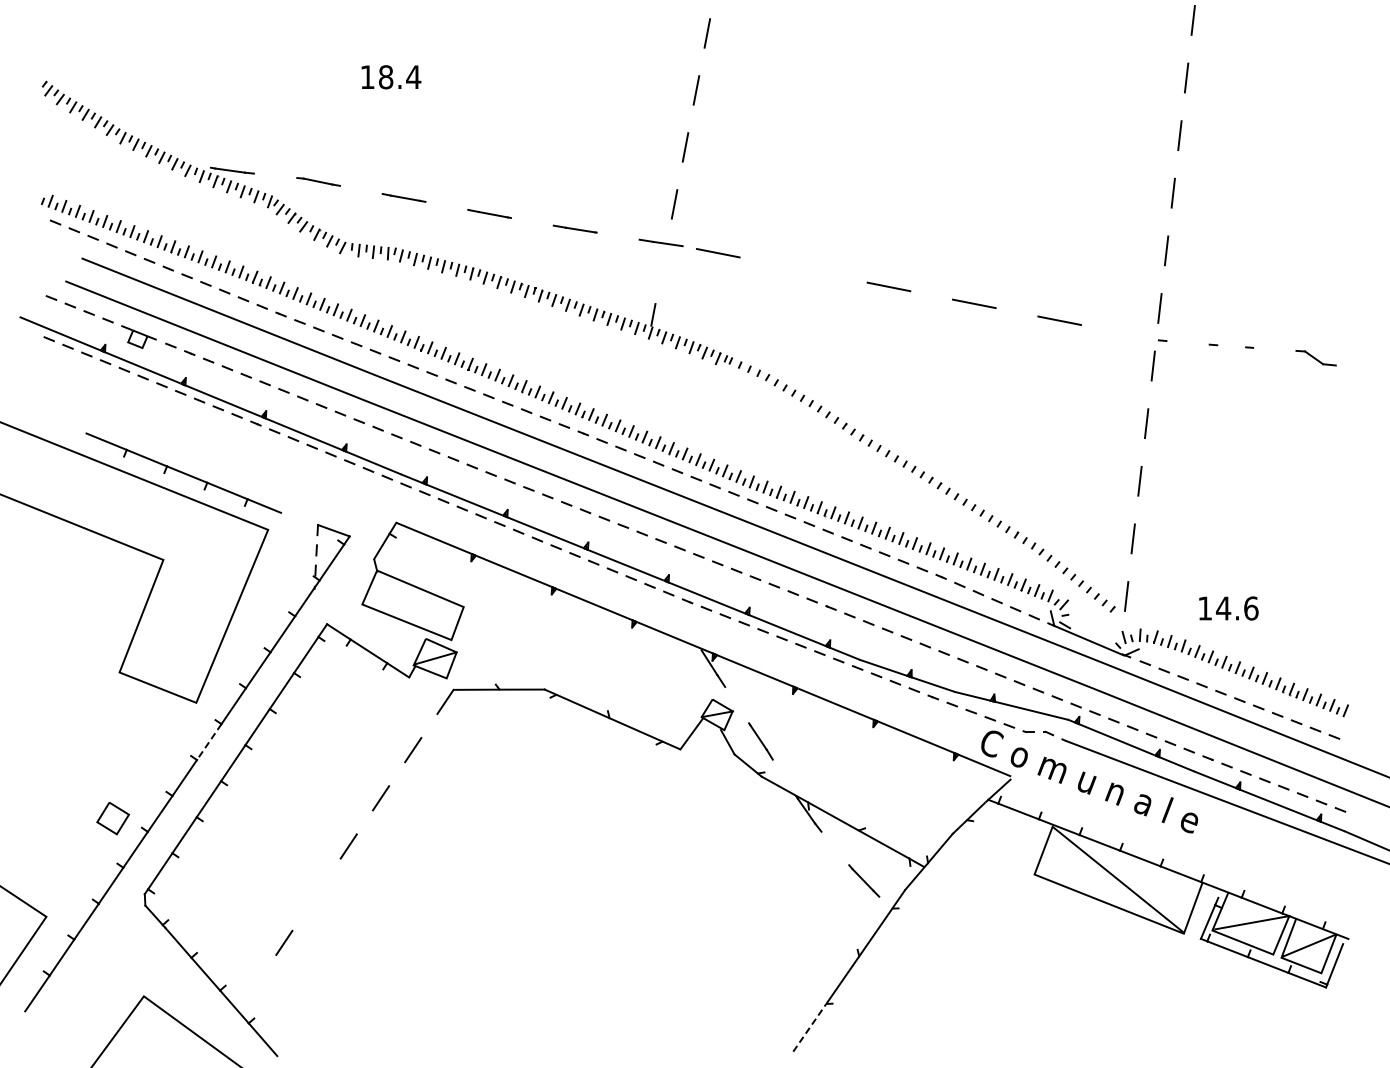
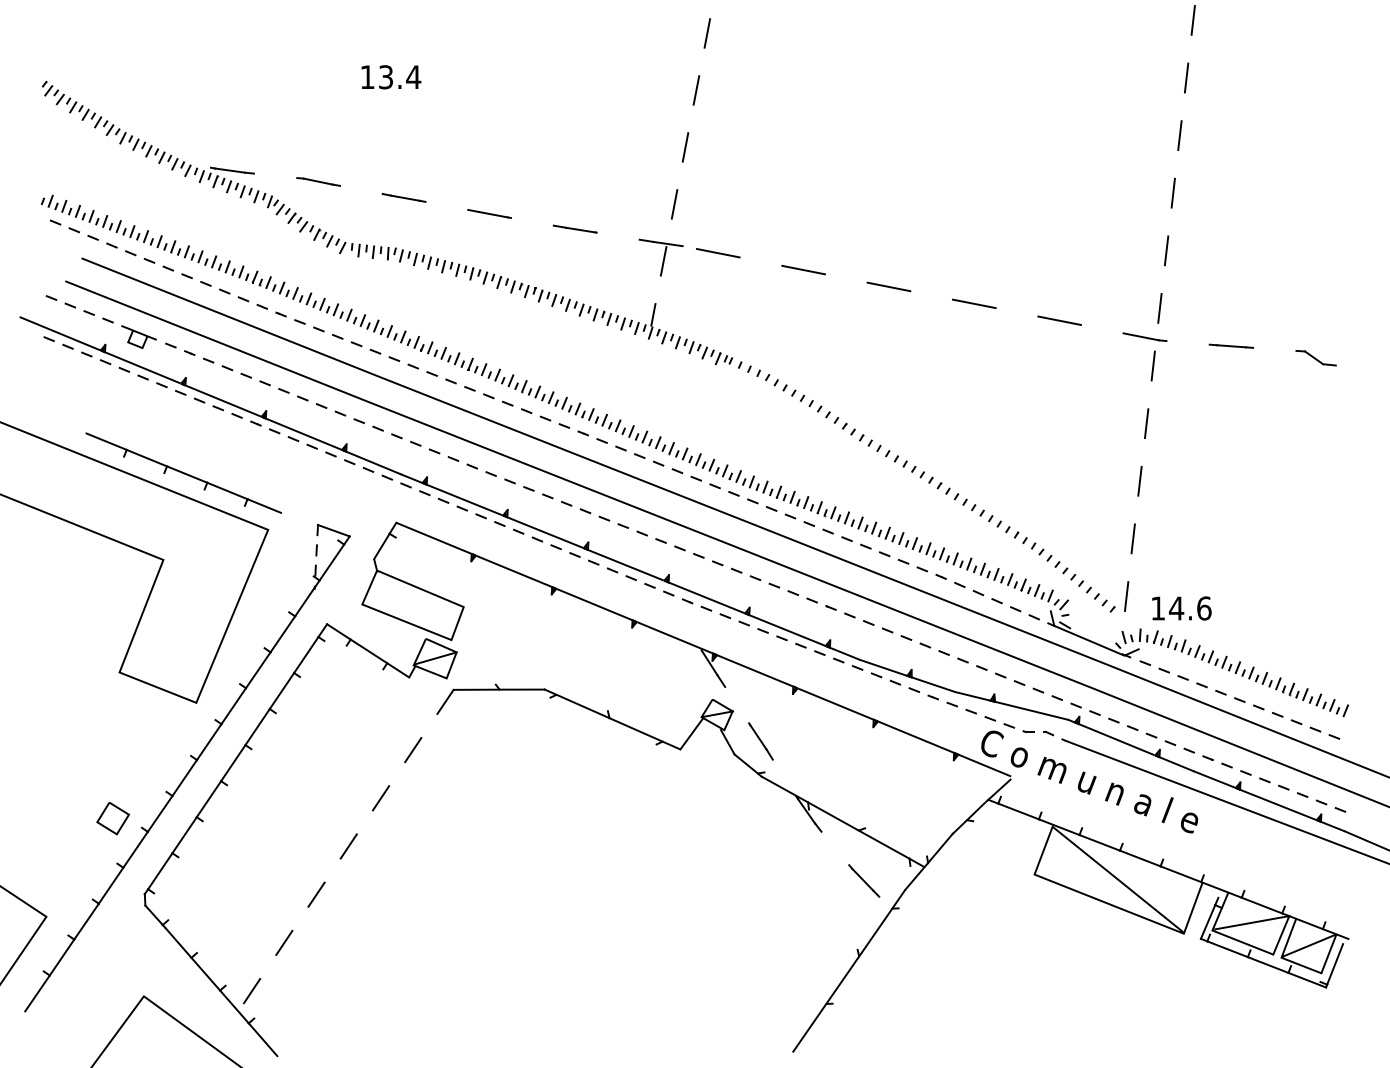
text: 18.4 -> 13.4 (386, 77)
line: none -> present (663, 261)
line: none -> present (803, 269)
line: none -> present (1140, 336)
line: none -> present (1231, 346)
text position: (1228, 608) -> (1181, 608) (1181, 608)
line: dashed -> solid (209, 742)
line: none -> present (316, 894)
line: none -> present (252, 991)
line: dashed -> solid (809, 1027)
